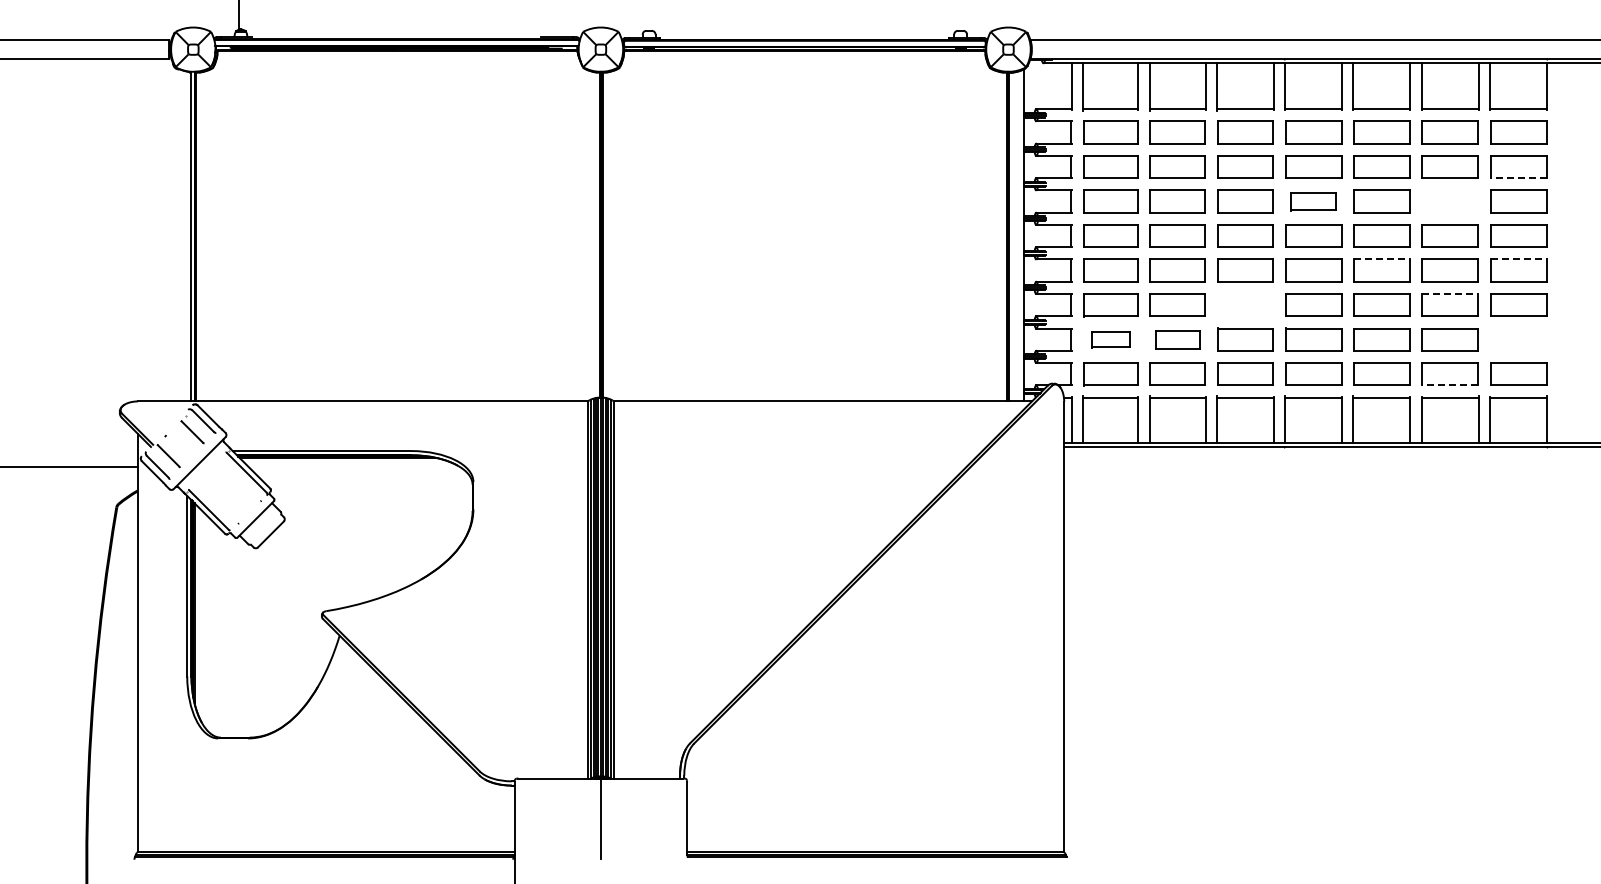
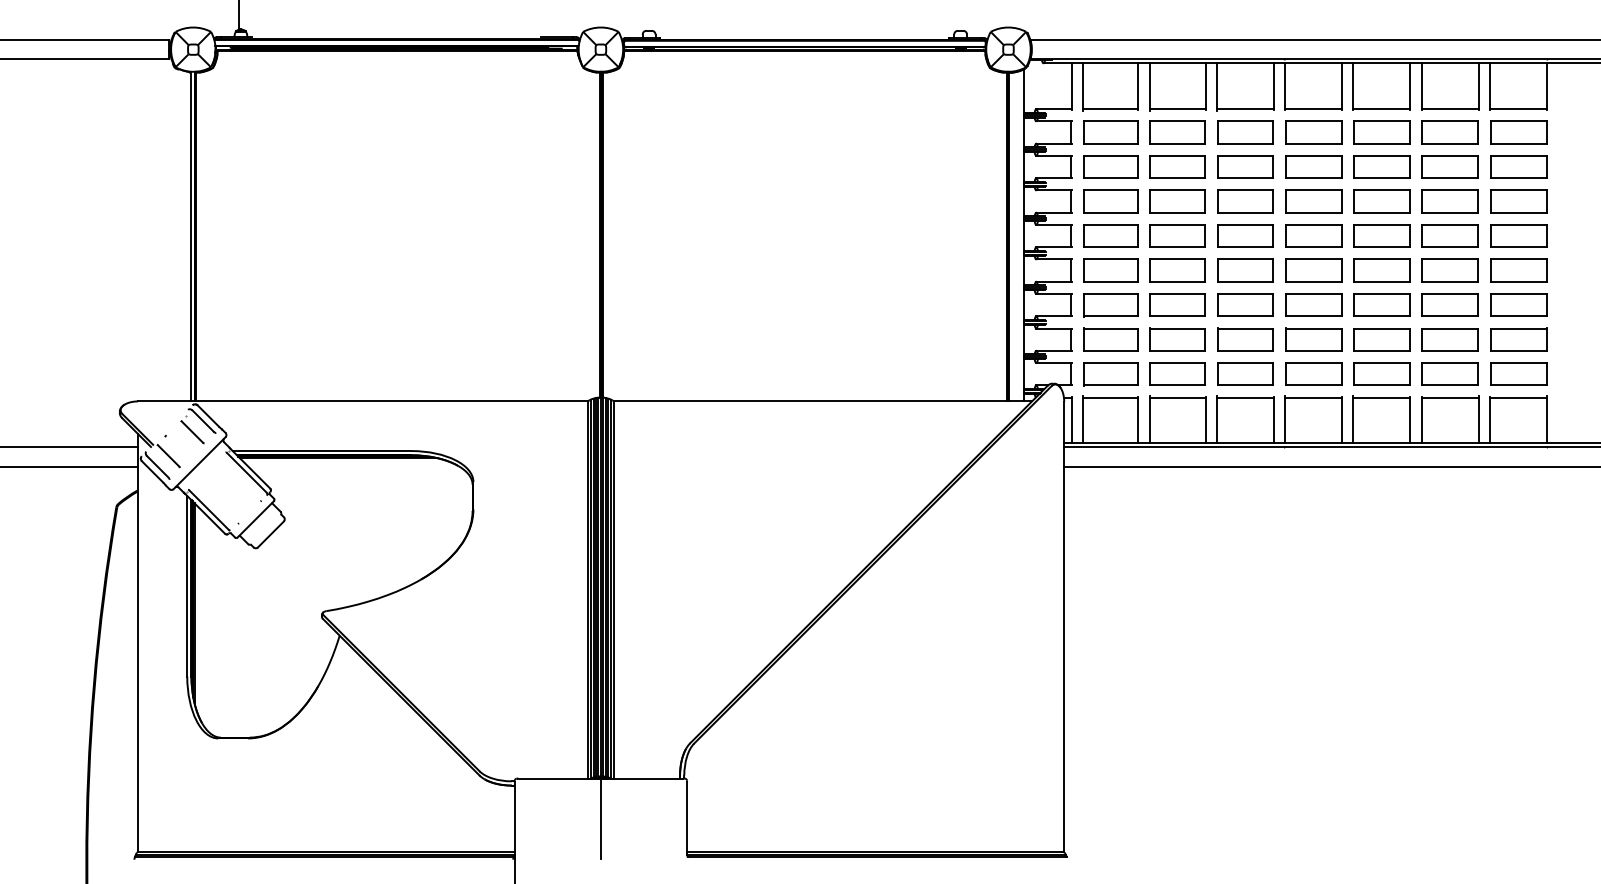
line: dashed -> solid (1518, 178)
part size: 47x20 px -> 58x25 px (1313, 201)
part: none -> present (1449, 201)
line: dashed -> solid (1382, 259)
line: dashed -> solid (1519, 259)
line: dashed -> solid (1450, 293)
part: none -> present (1245, 304)
part size: 40x18 px -> 56x25 px (1110, 339)
part size: 46x20 px -> 57x25 px (1177, 339)
part: none -> present (1518, 339)
line: dashed -> solid (1449, 385)
line: none -> present (69, 447)
line: none -> present (1330, 466)
